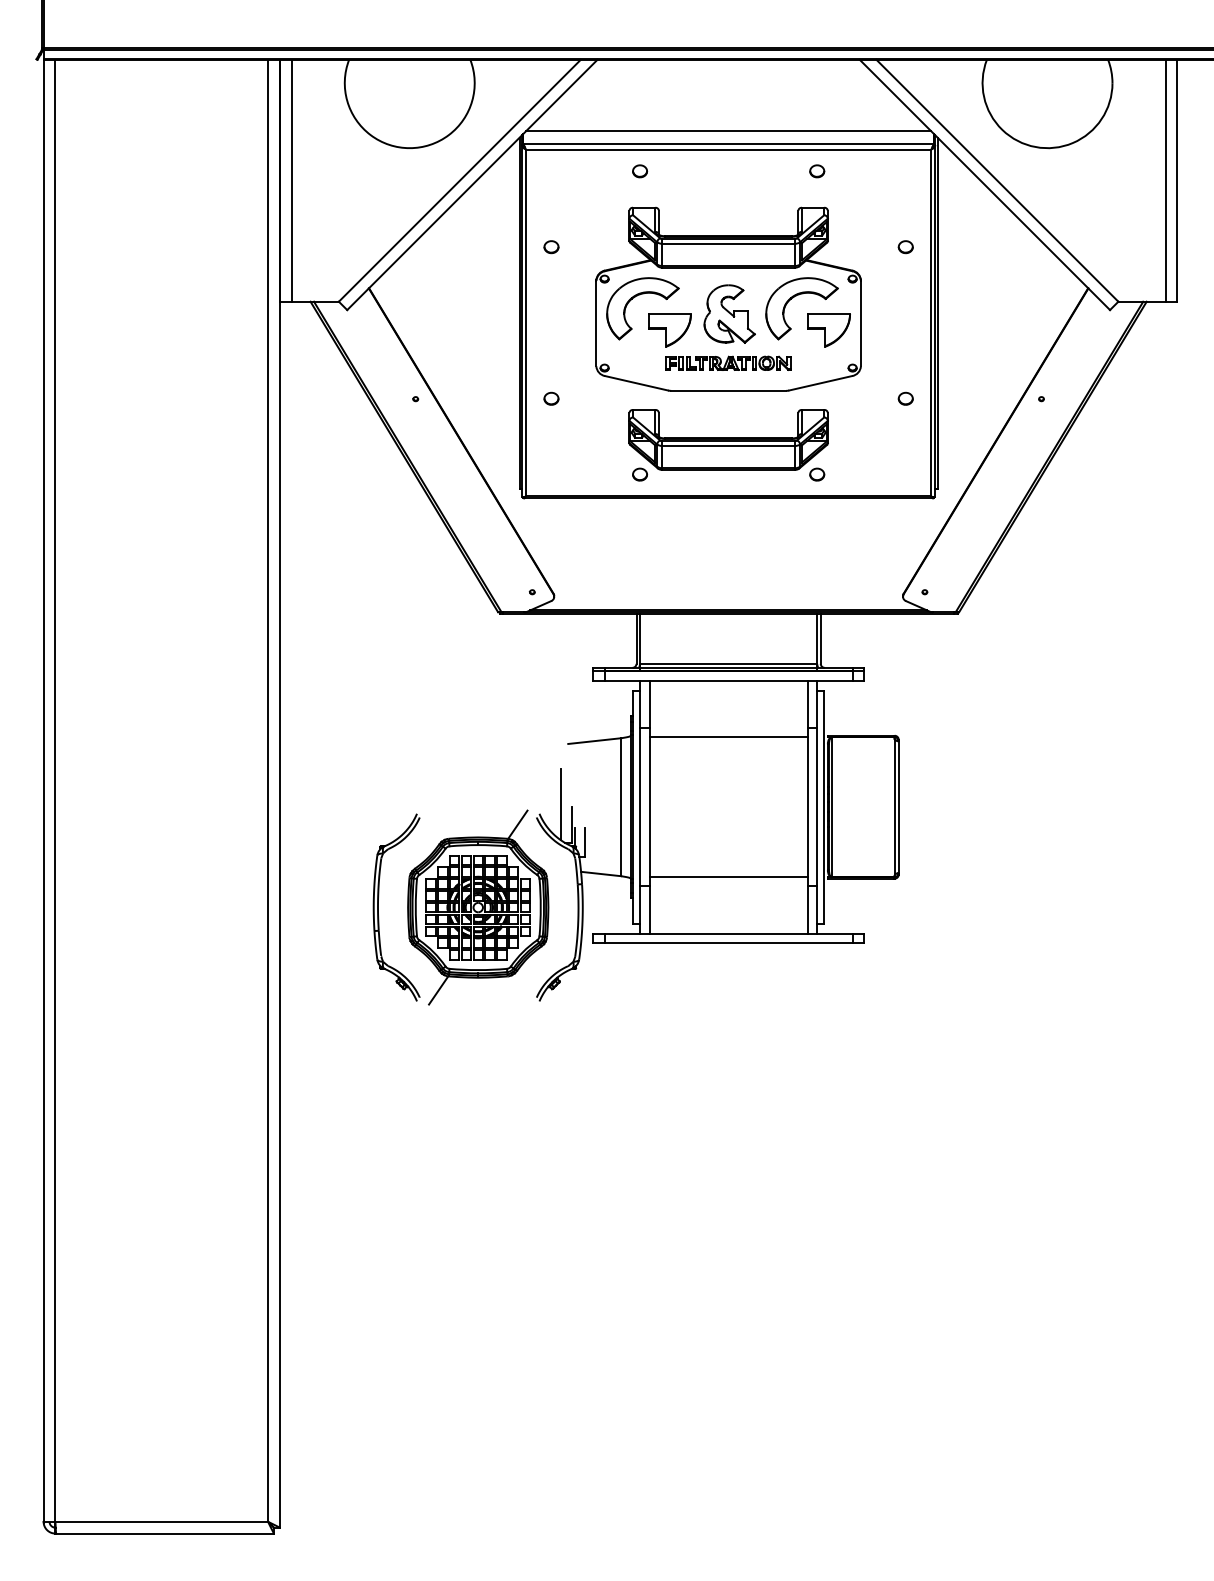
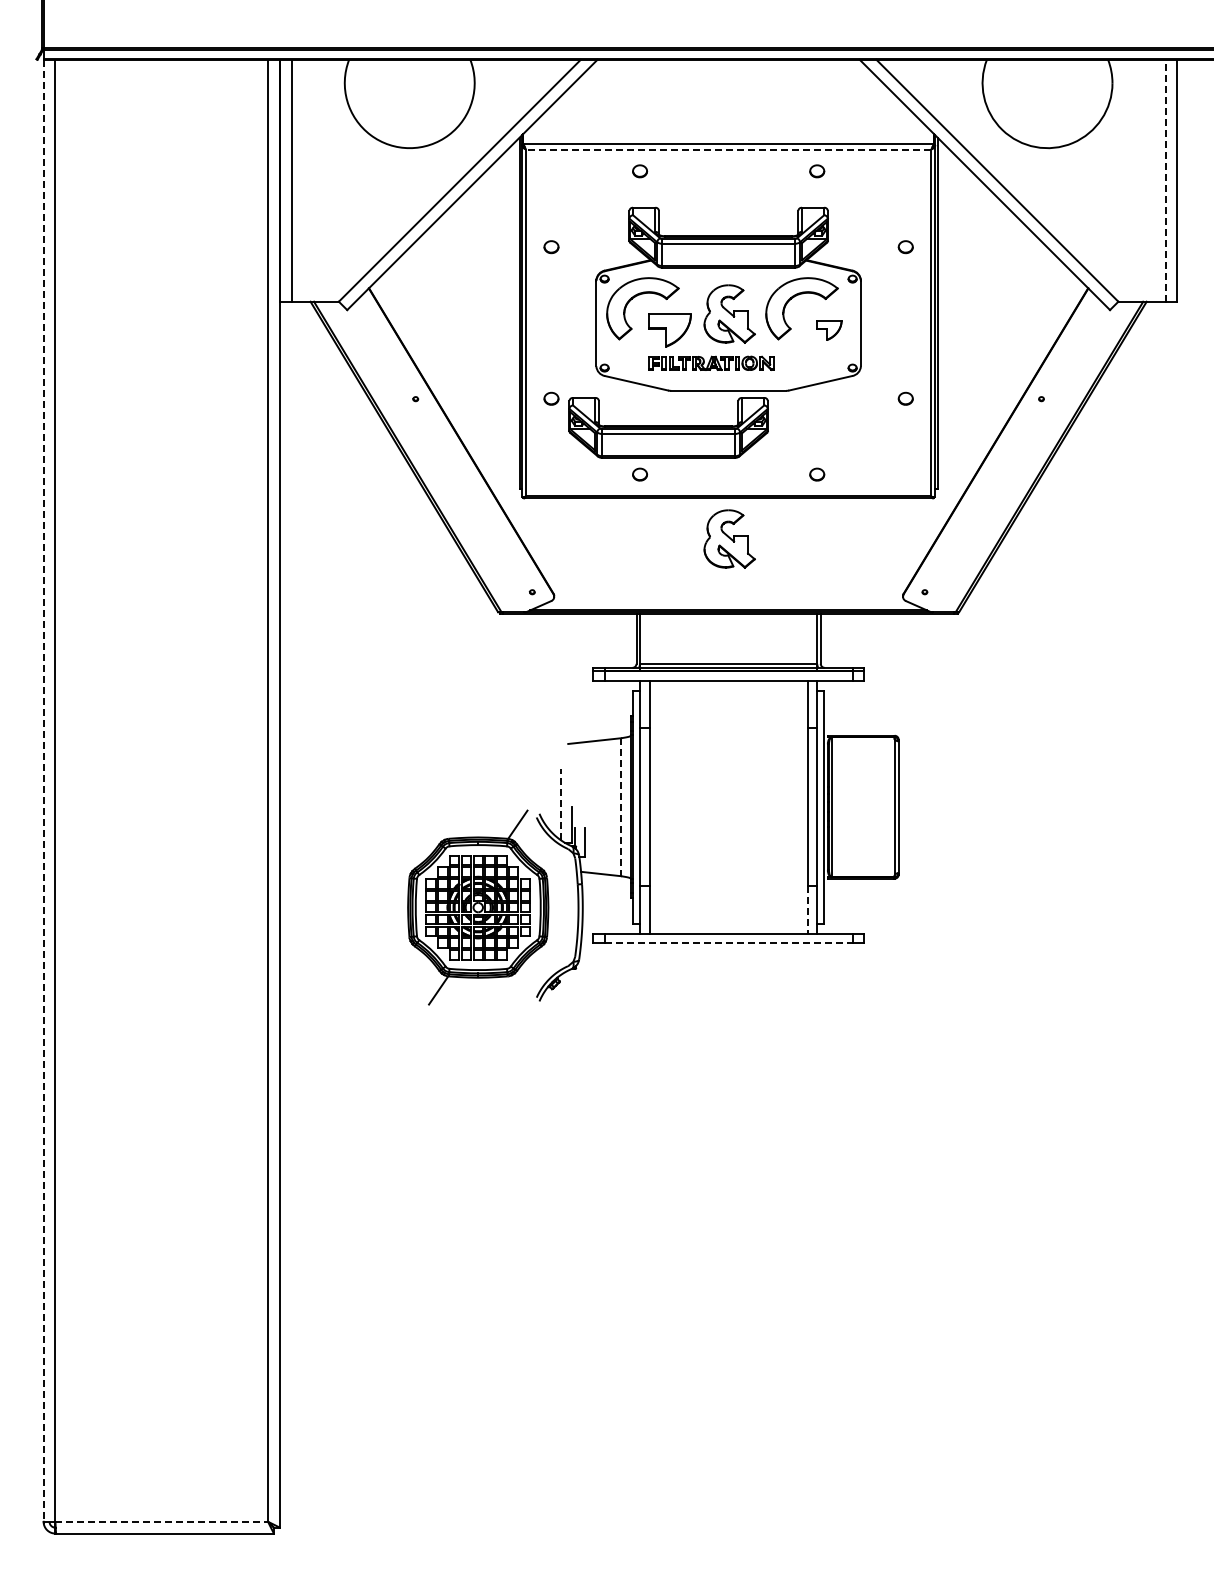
line: present -> none (728, 131)
line: solid -> dashed (728, 149)
line: solid -> dashed (1165, 180)
part size: 44x35 px -> 27x21 px (829, 330)
part position: (728, 362) -> (711, 362) (711, 362)
part position: (728, 439) -> (668, 427) (668, 427)
part: none -> present (729, 538)
line: present -> none (728, 737)
line: solid -> dashed (43, 790)
line: solid -> dashed (560, 804)
line: solid -> dashed (621, 807)
line: present -> none (728, 877)
part: present -> none (378, 907)
line: solid -> dashed (807, 909)
line: solid -> dashed (729, 943)
line: solid -> dashed (162, 1521)
